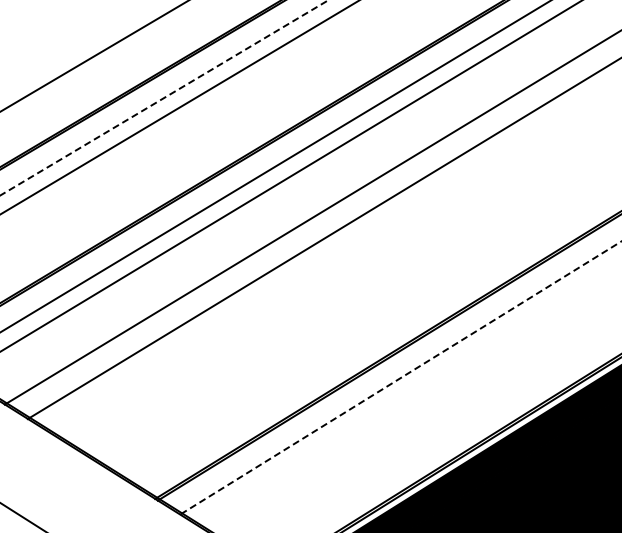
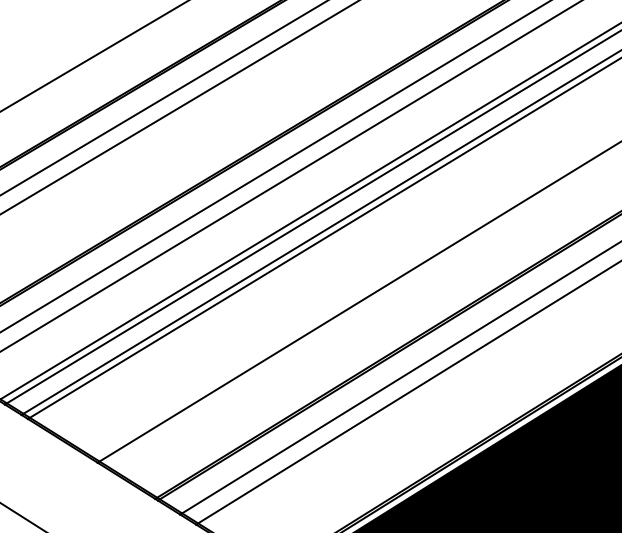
line: dashed -> solid (164, 98)
line: none -> present (310, 211)
line: none -> present (319, 233)
line: none -> present (357, 302)
line: dashed -> solid (400, 378)
line: none -> present (407, 393)
